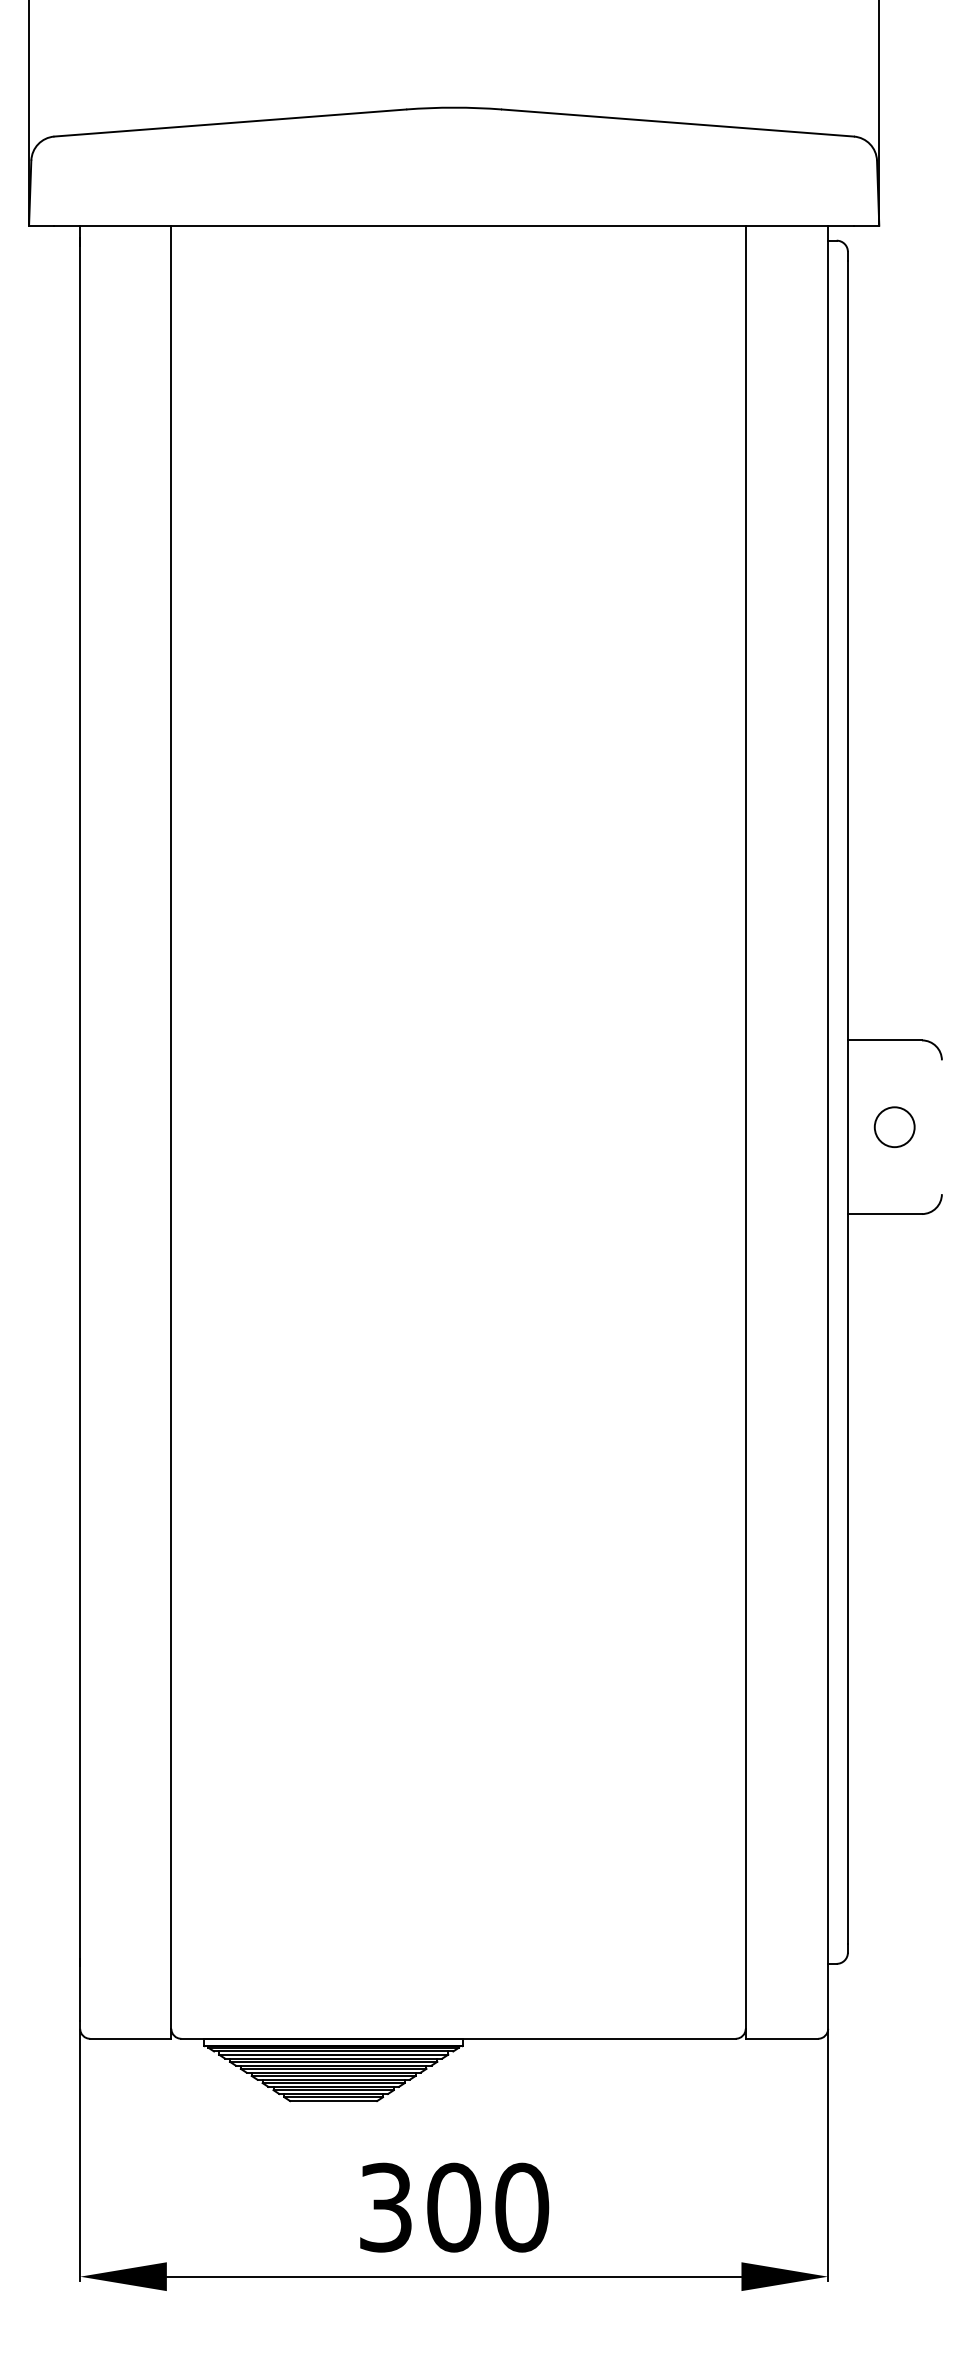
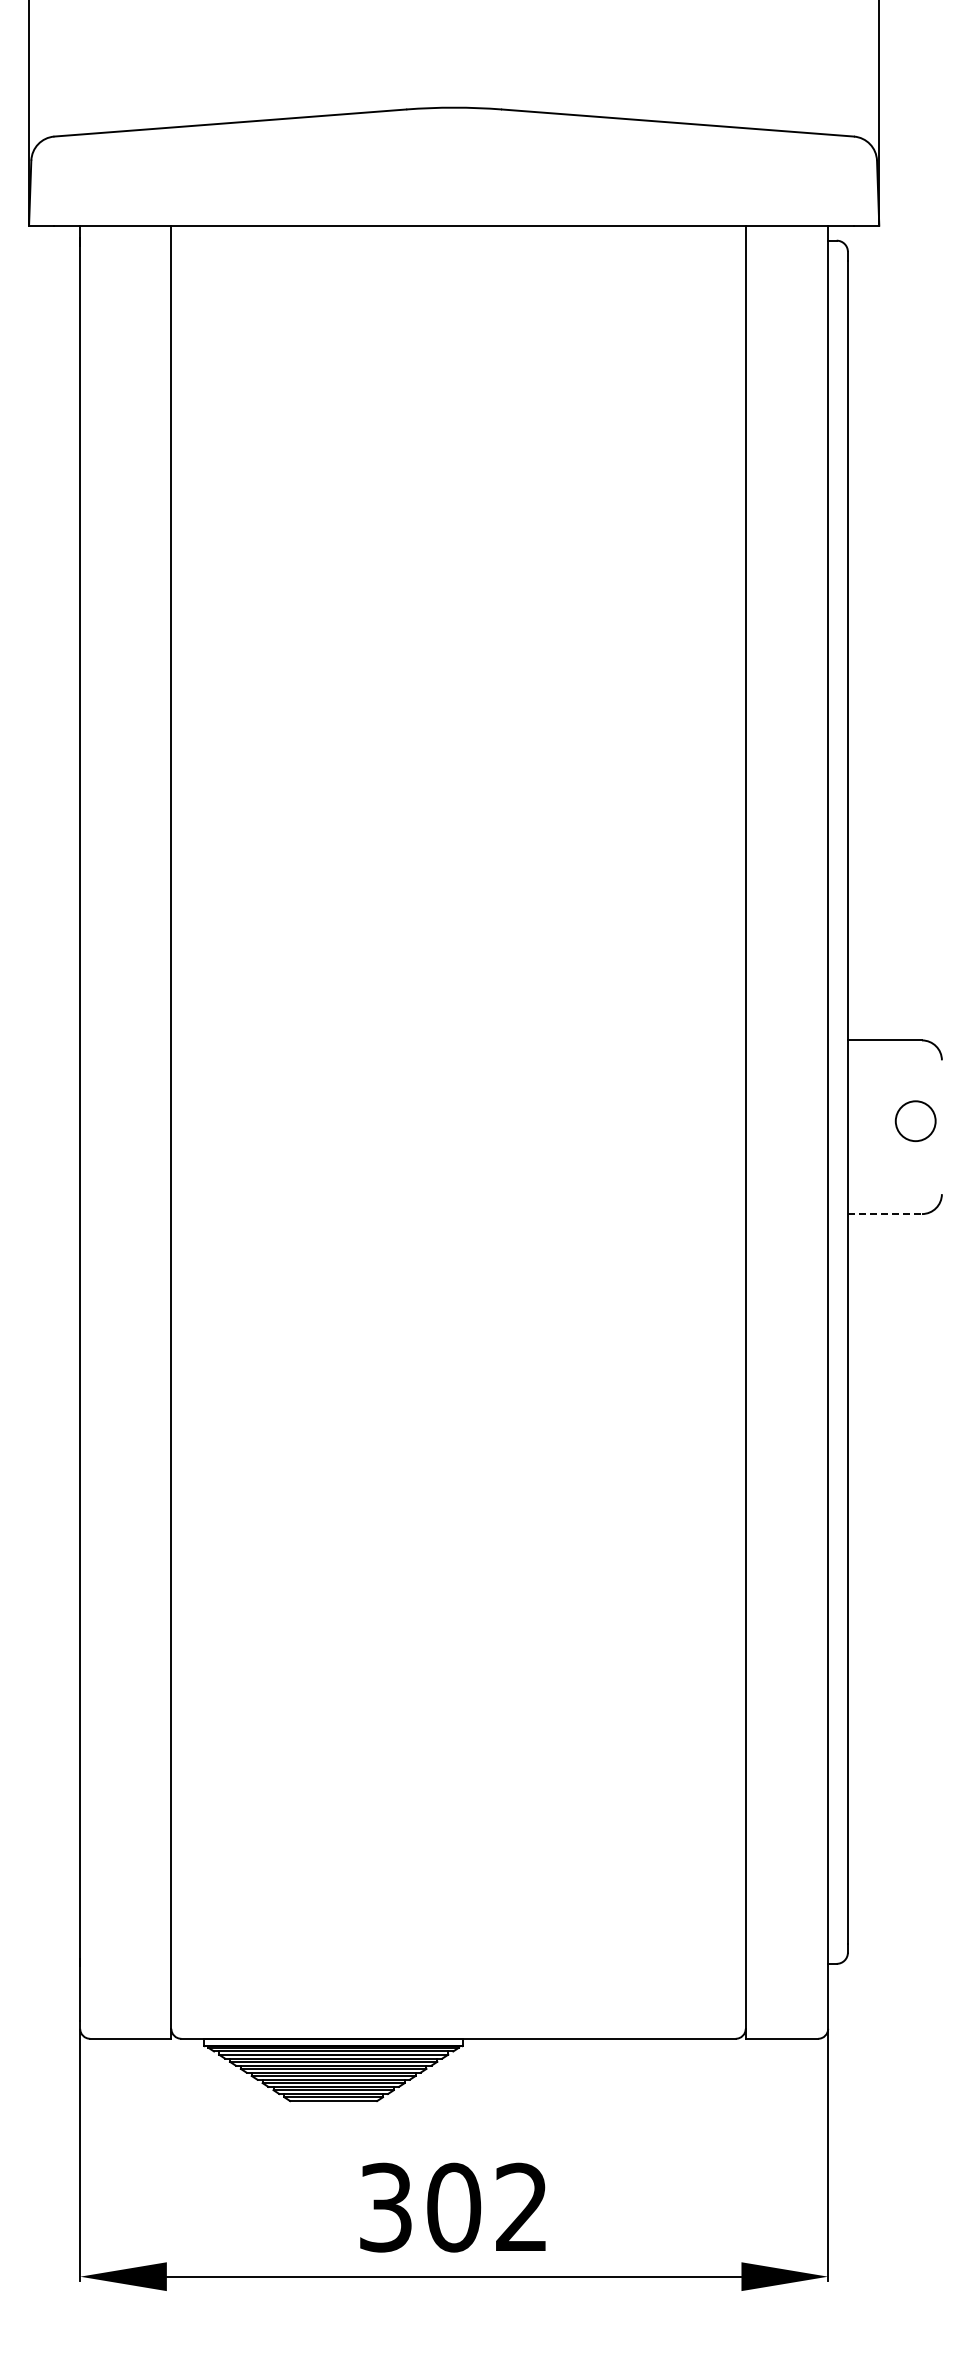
circle position: (894, 1127) -> (915, 1121) (915, 1121)
line: solid -> dashed (885, 1214)
text: 300 -> 302 (522, 2207)
